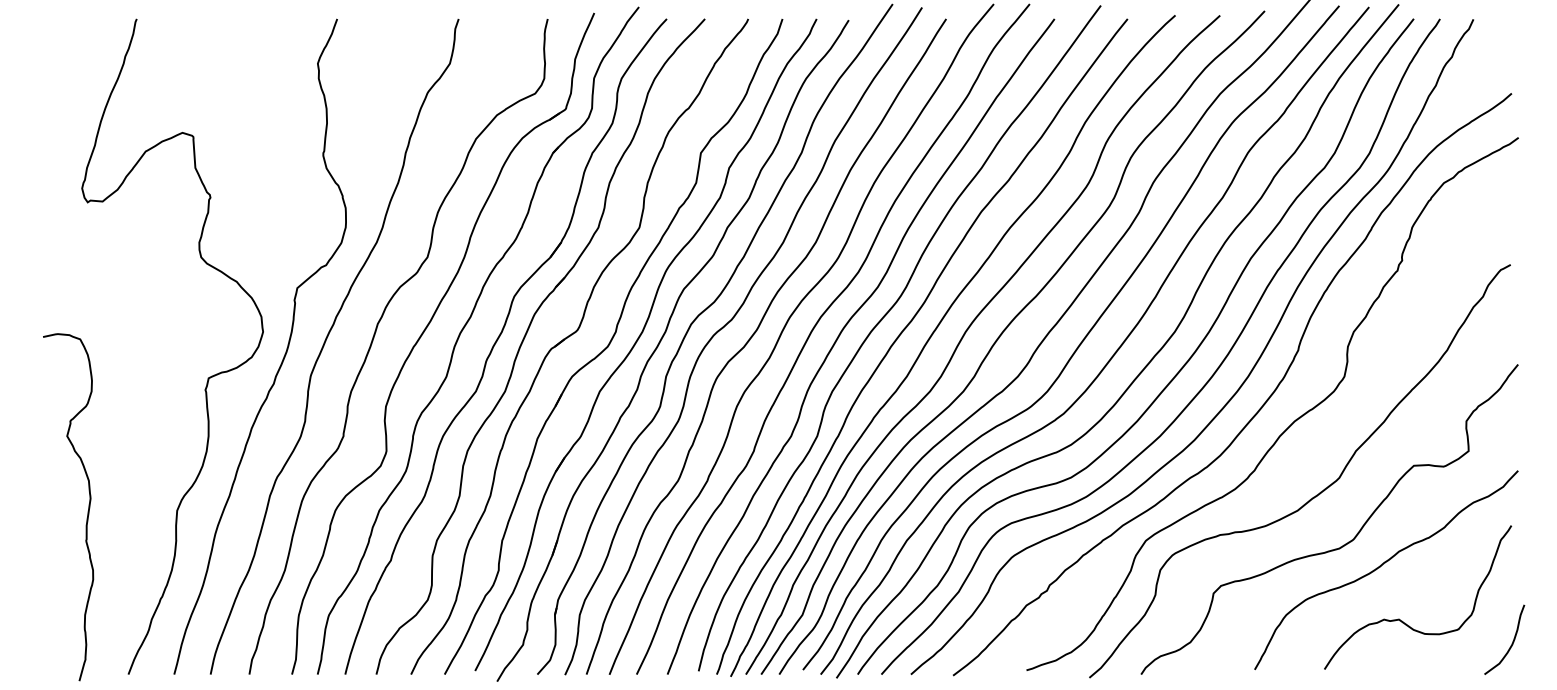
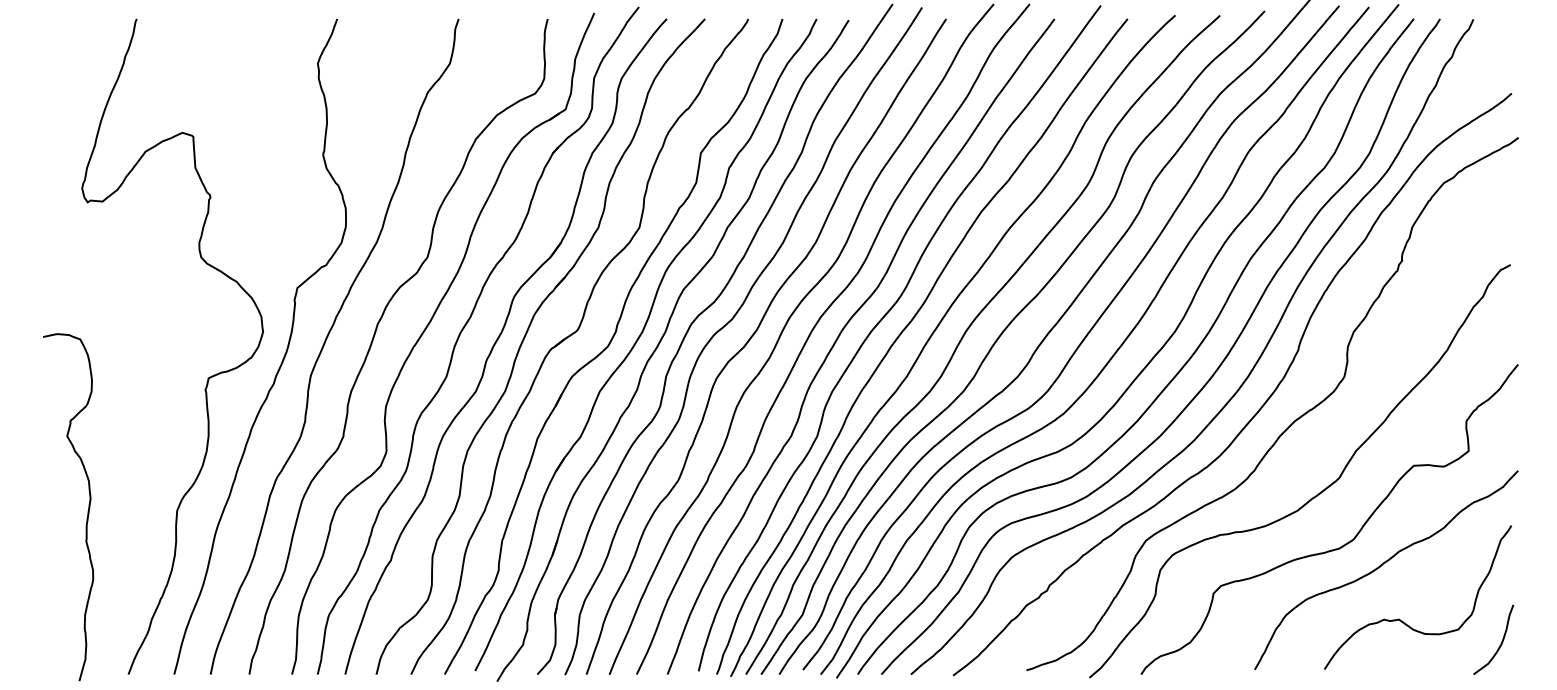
curve position: (1511, 643) -> (1500, 643) (1500, 643)
